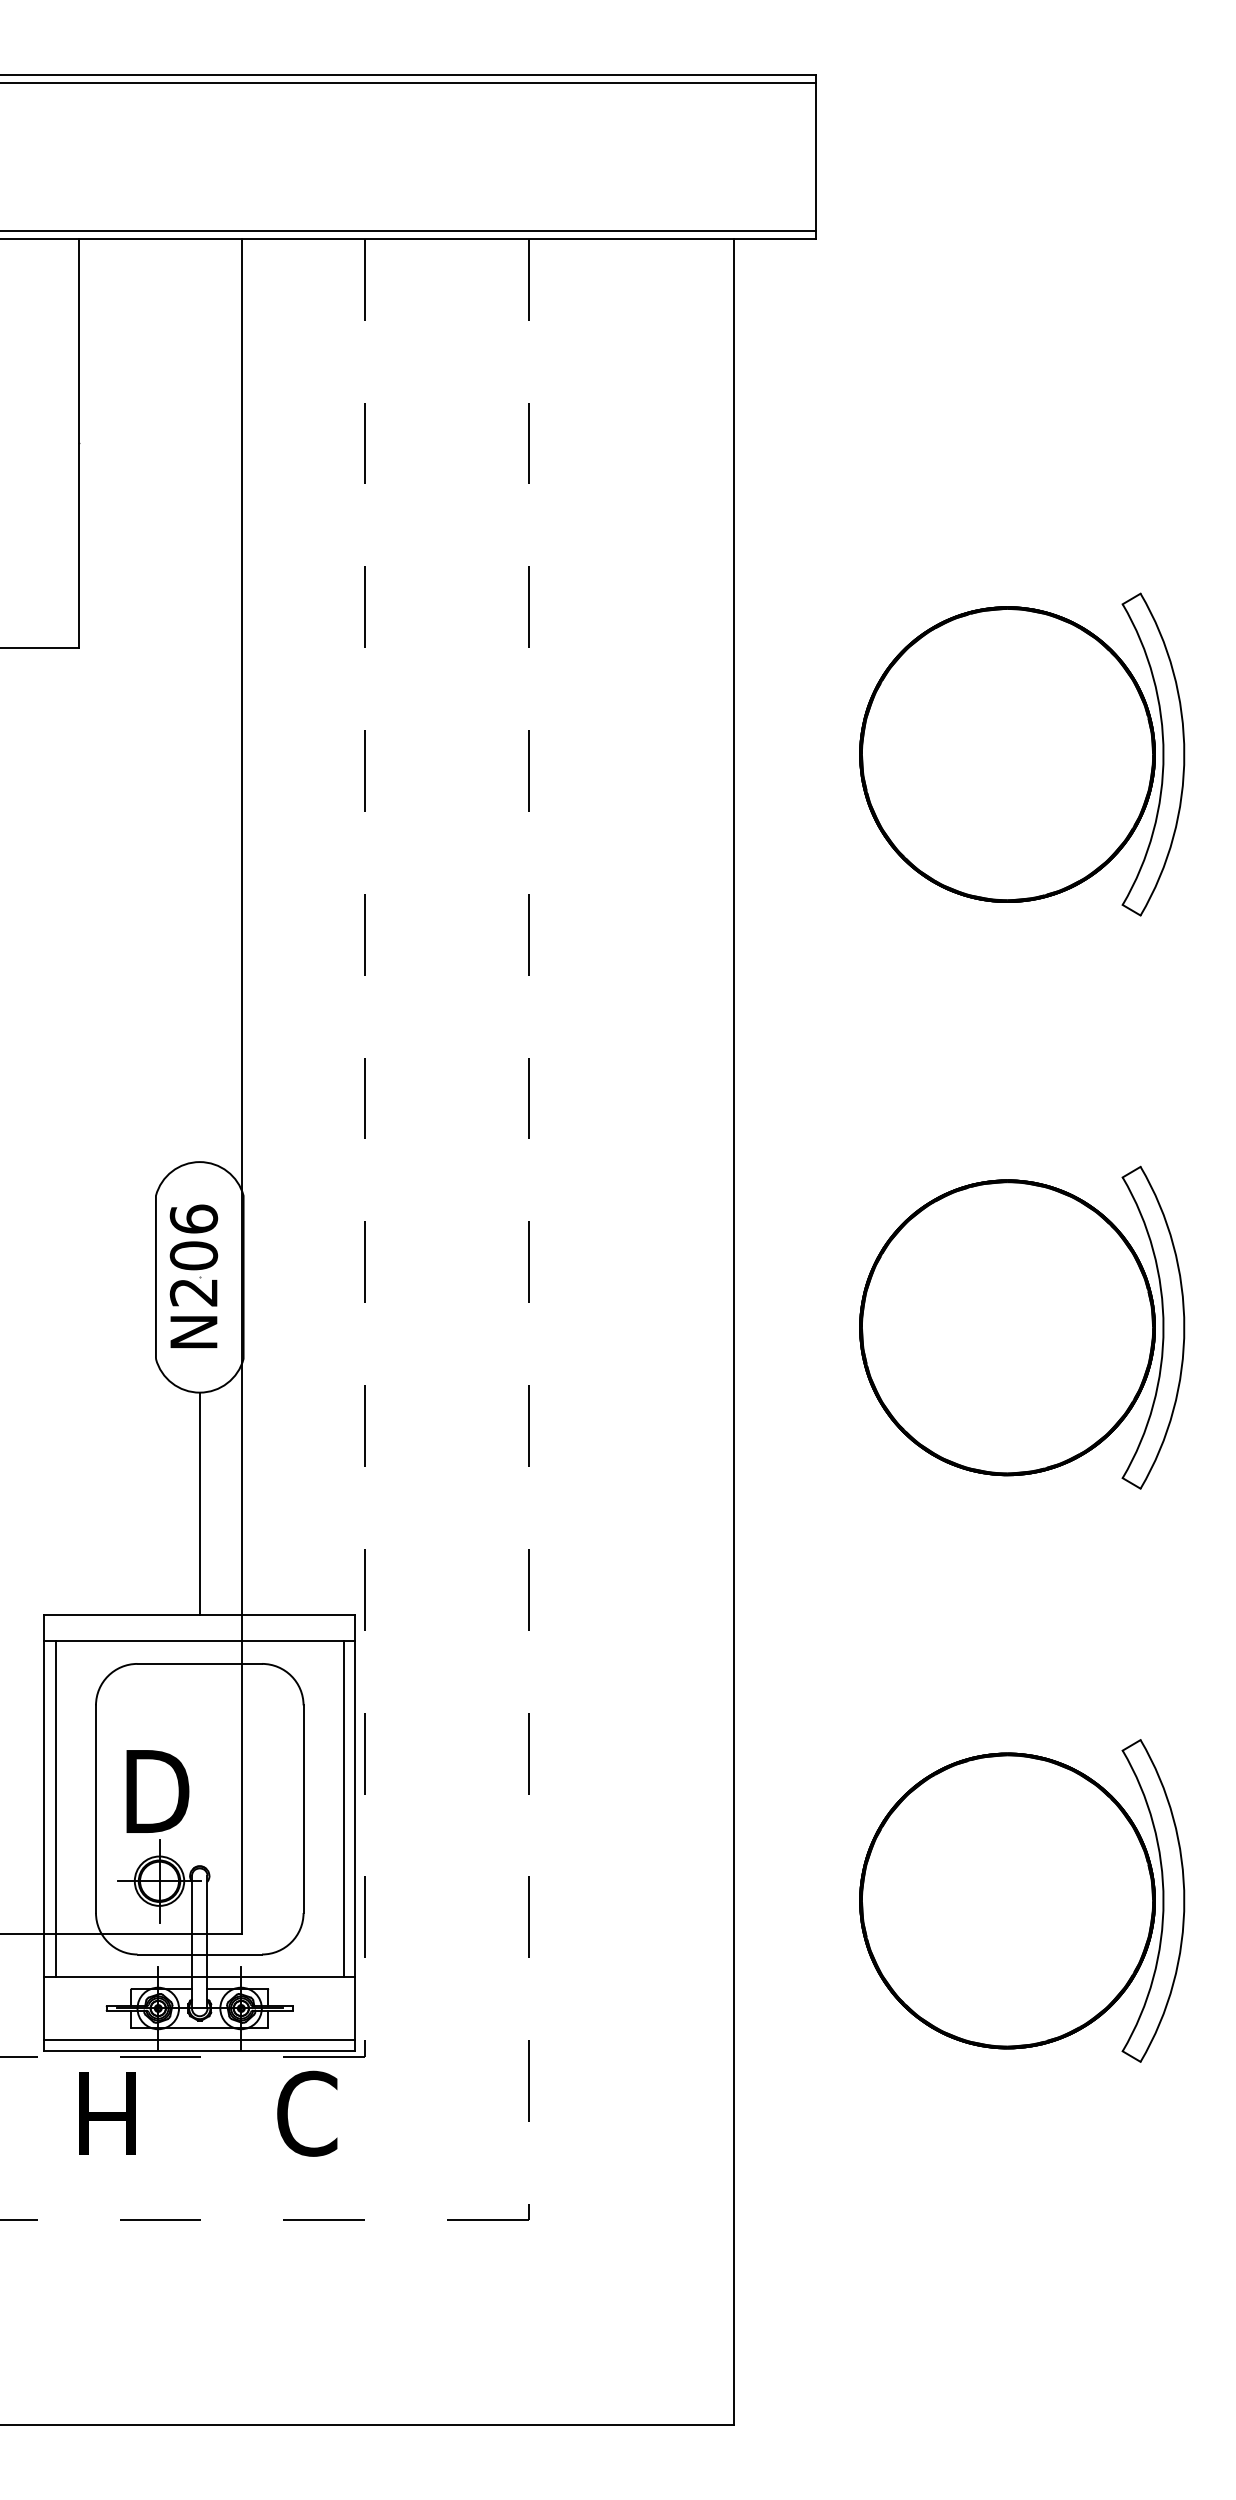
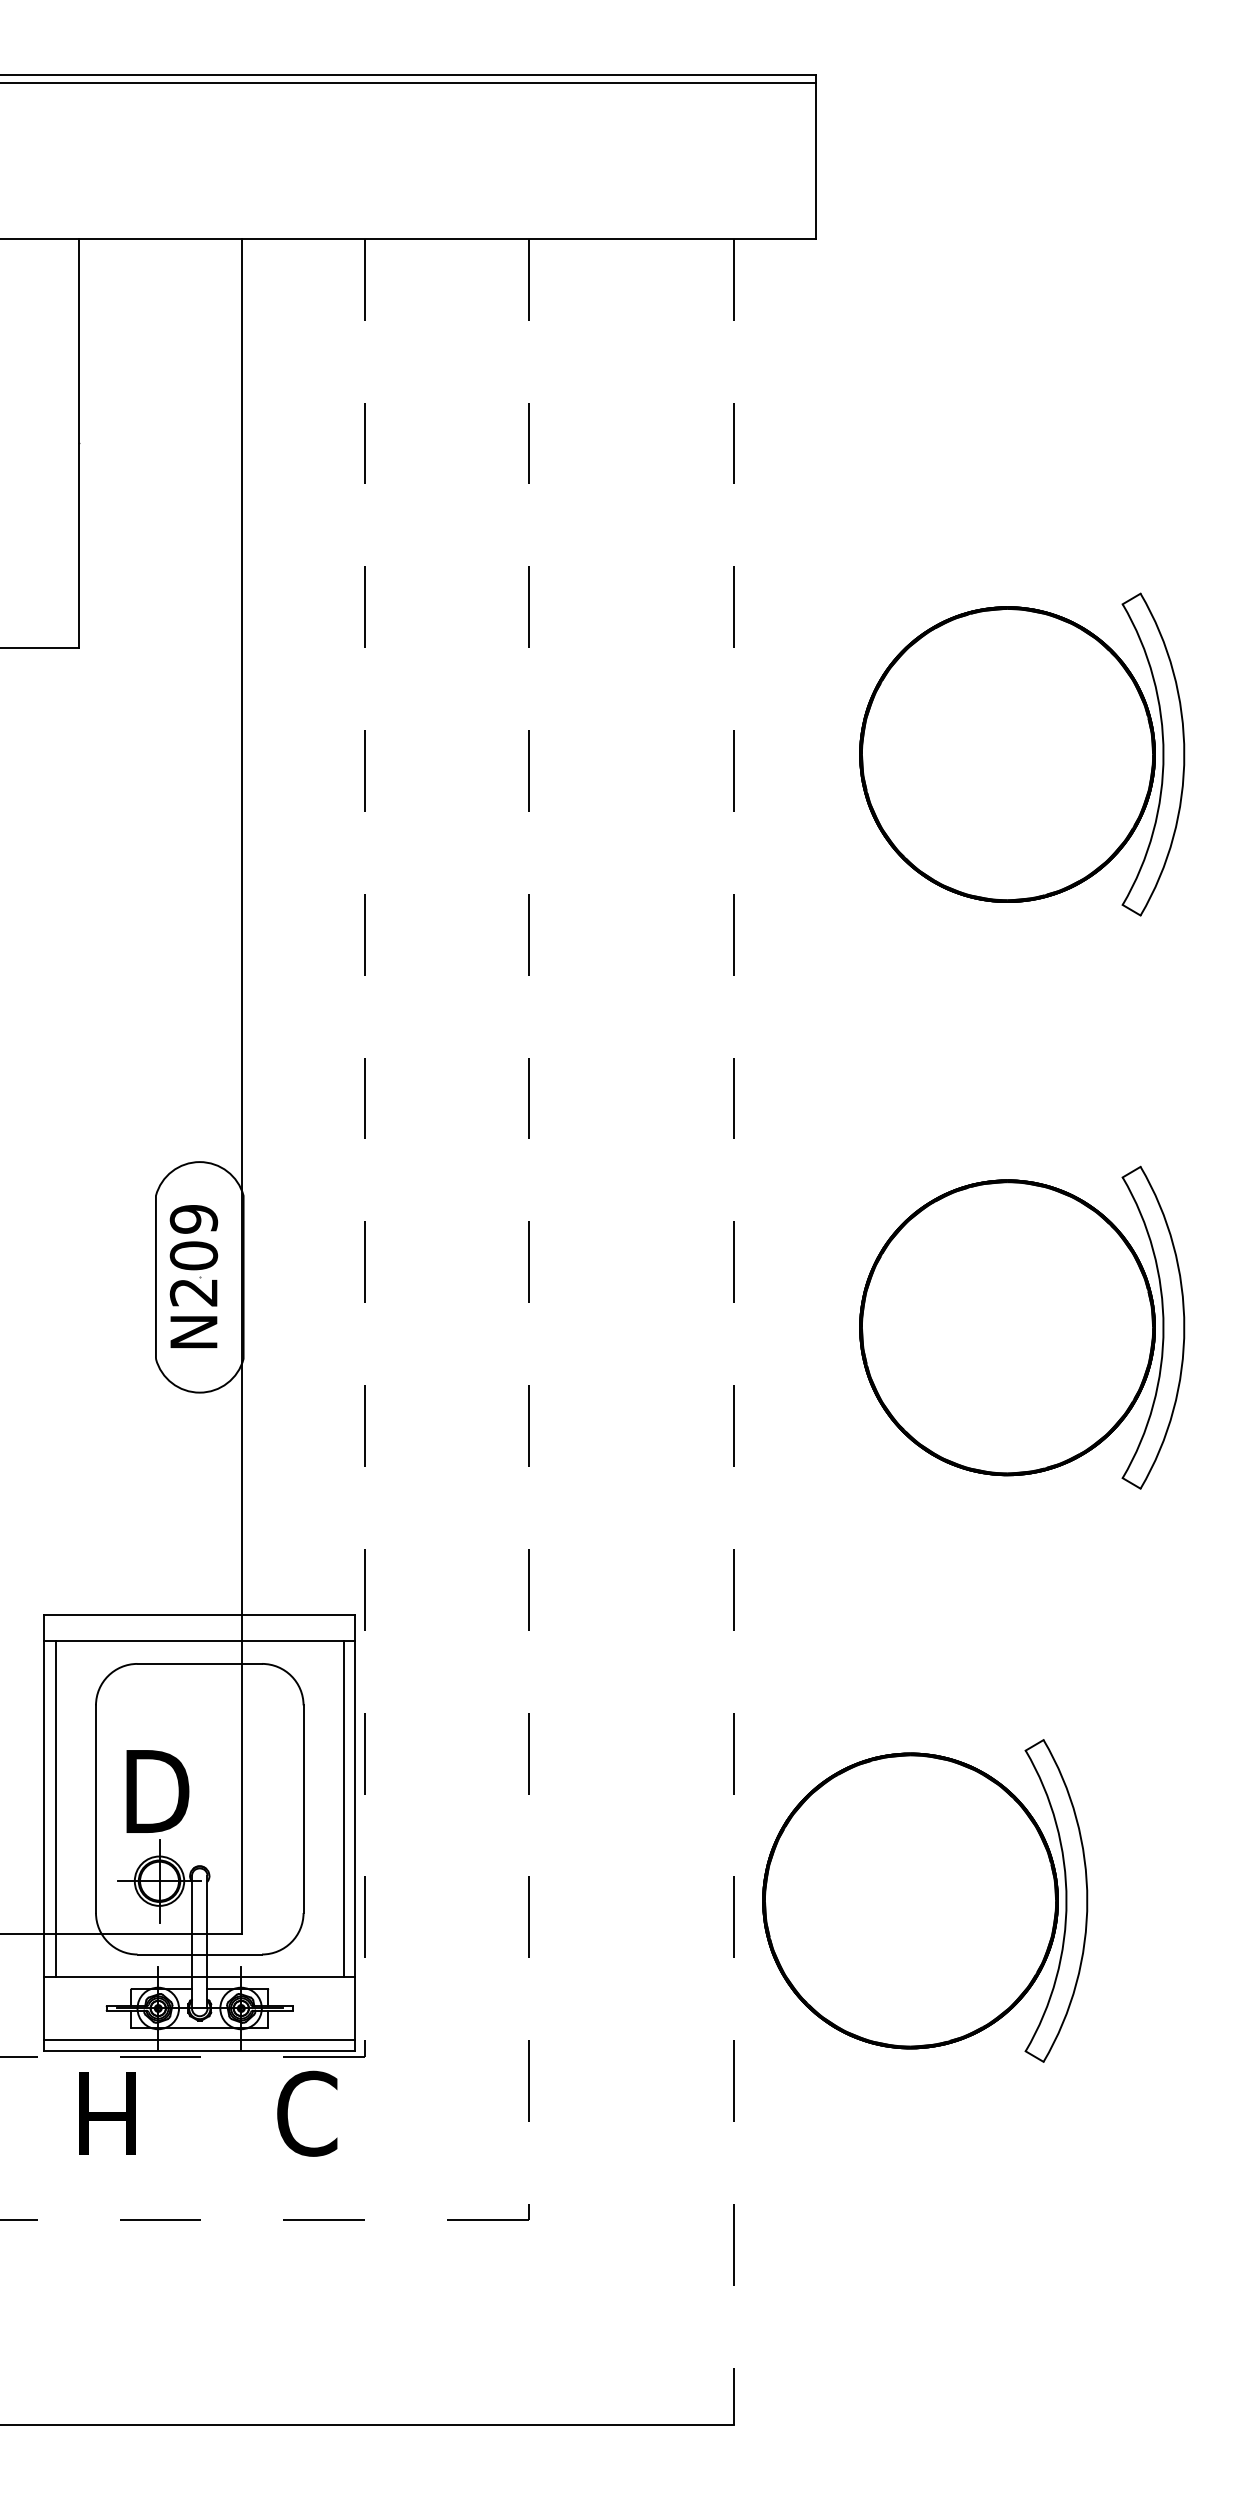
line: present -> none (408, 230)
text: N206 -> N209 (193, 1218)
line: solid -> dashed (733, 1332)
line: present -> none (199, 1503)
part position: (1022, 1900) -> (925, 1900) (925, 1900)
